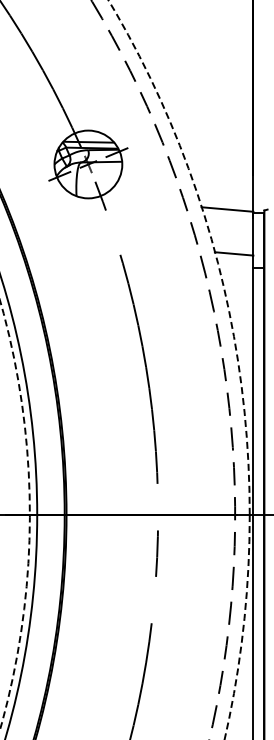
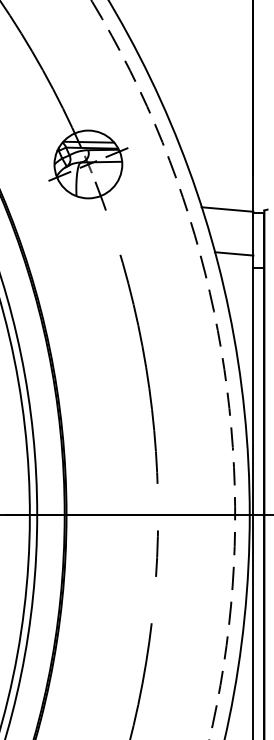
circle: dashed -> solid (178, 369)
arc: dashed -> solid (29, 516)
